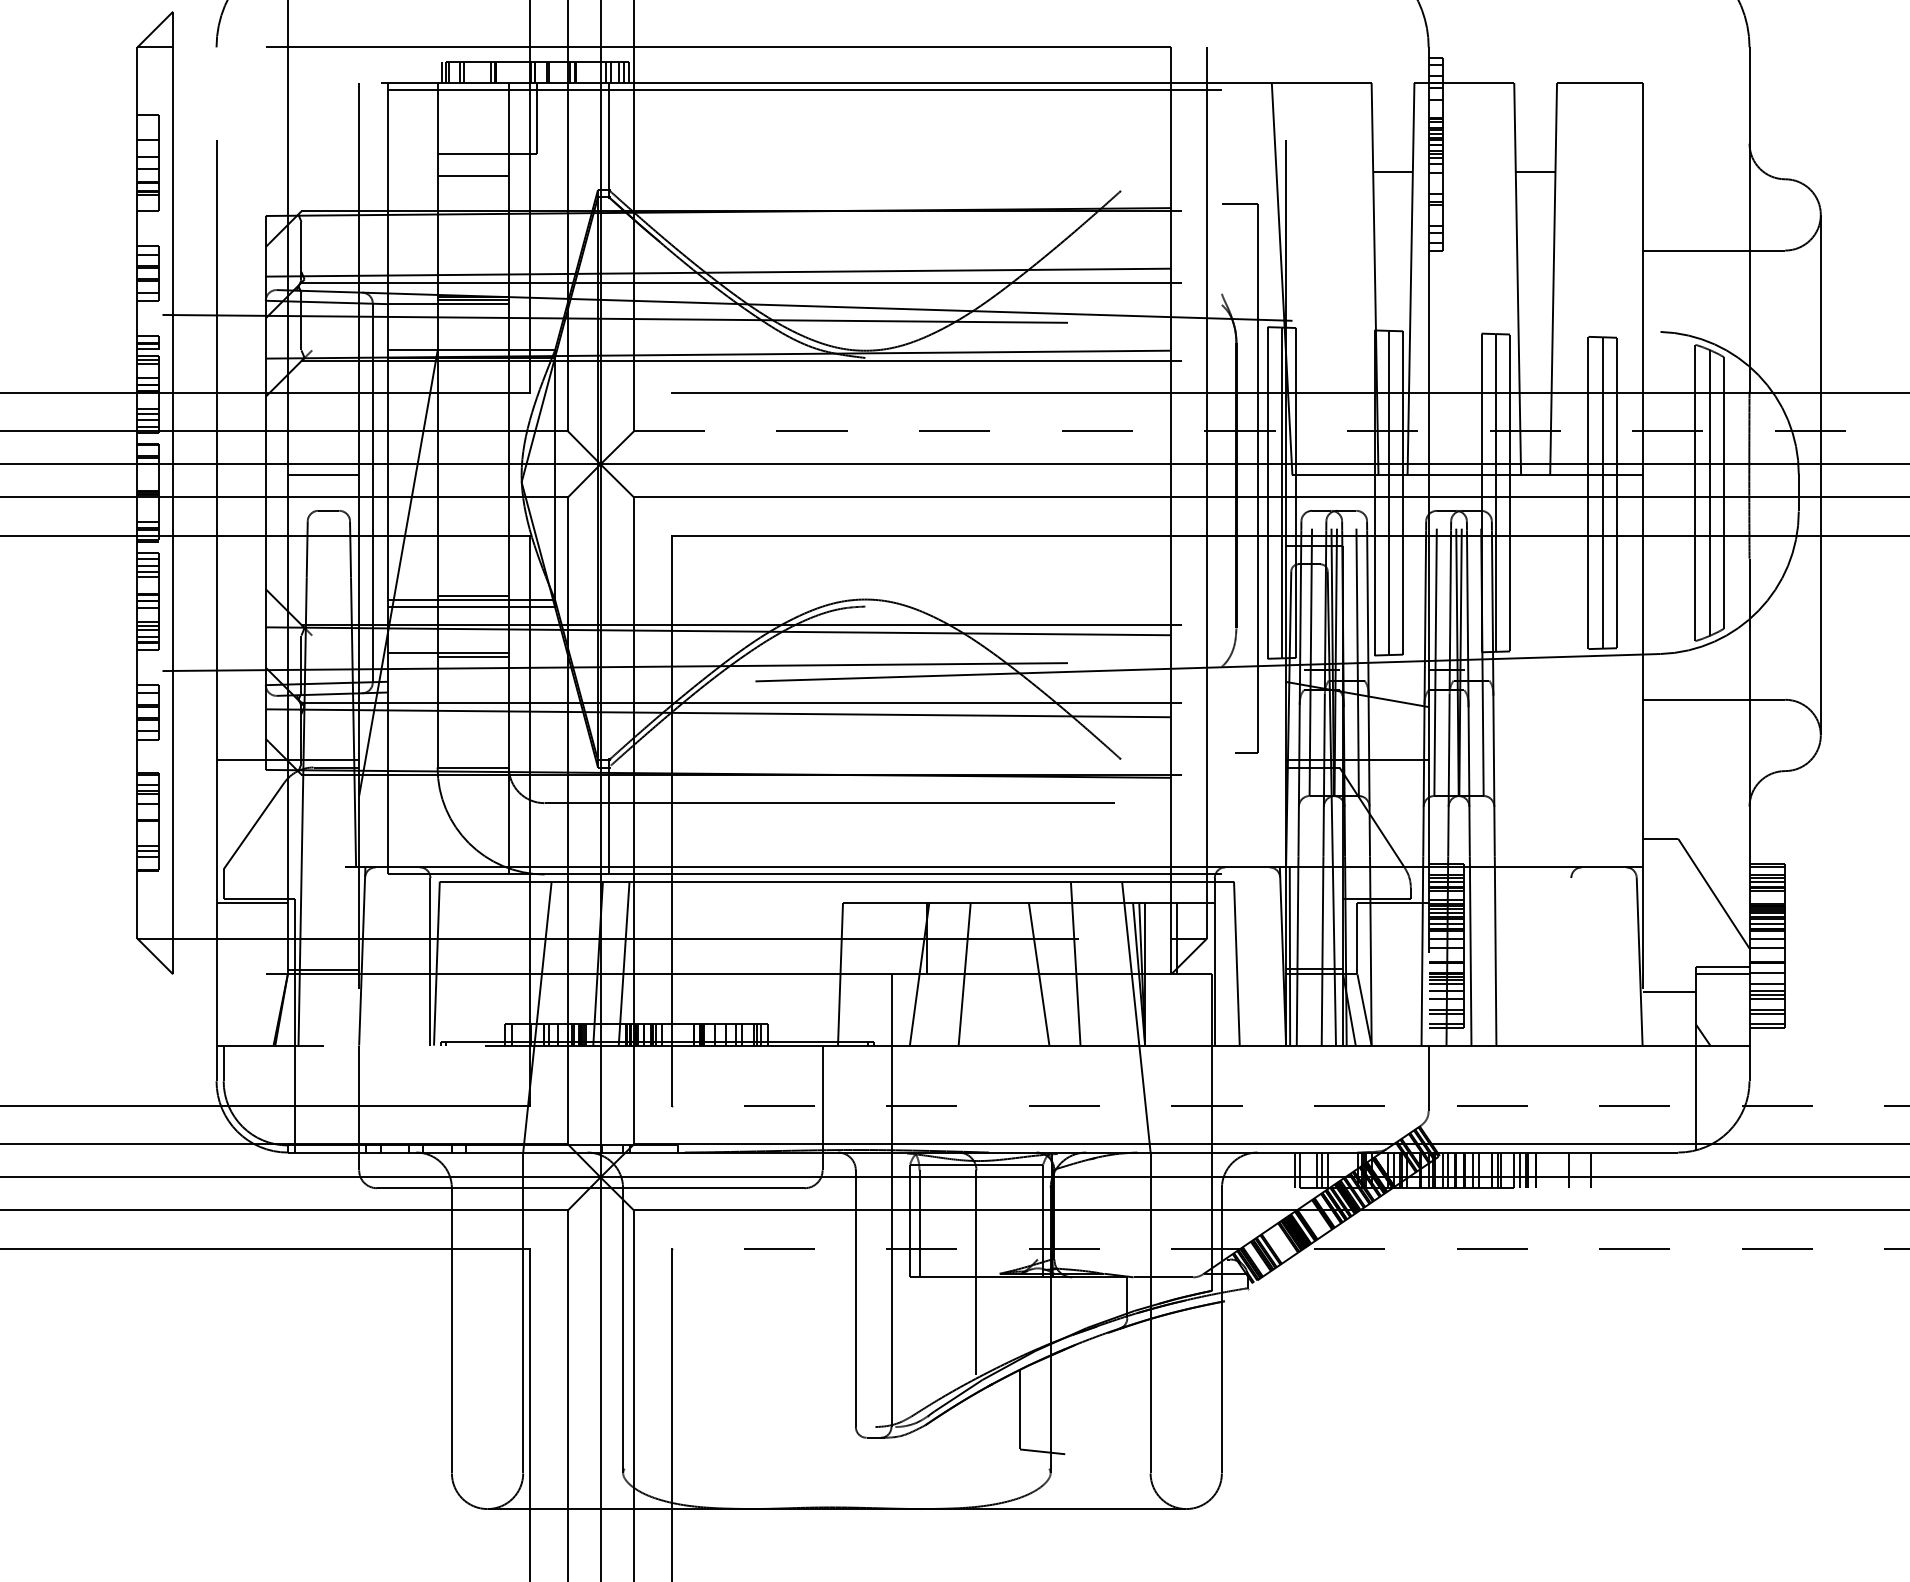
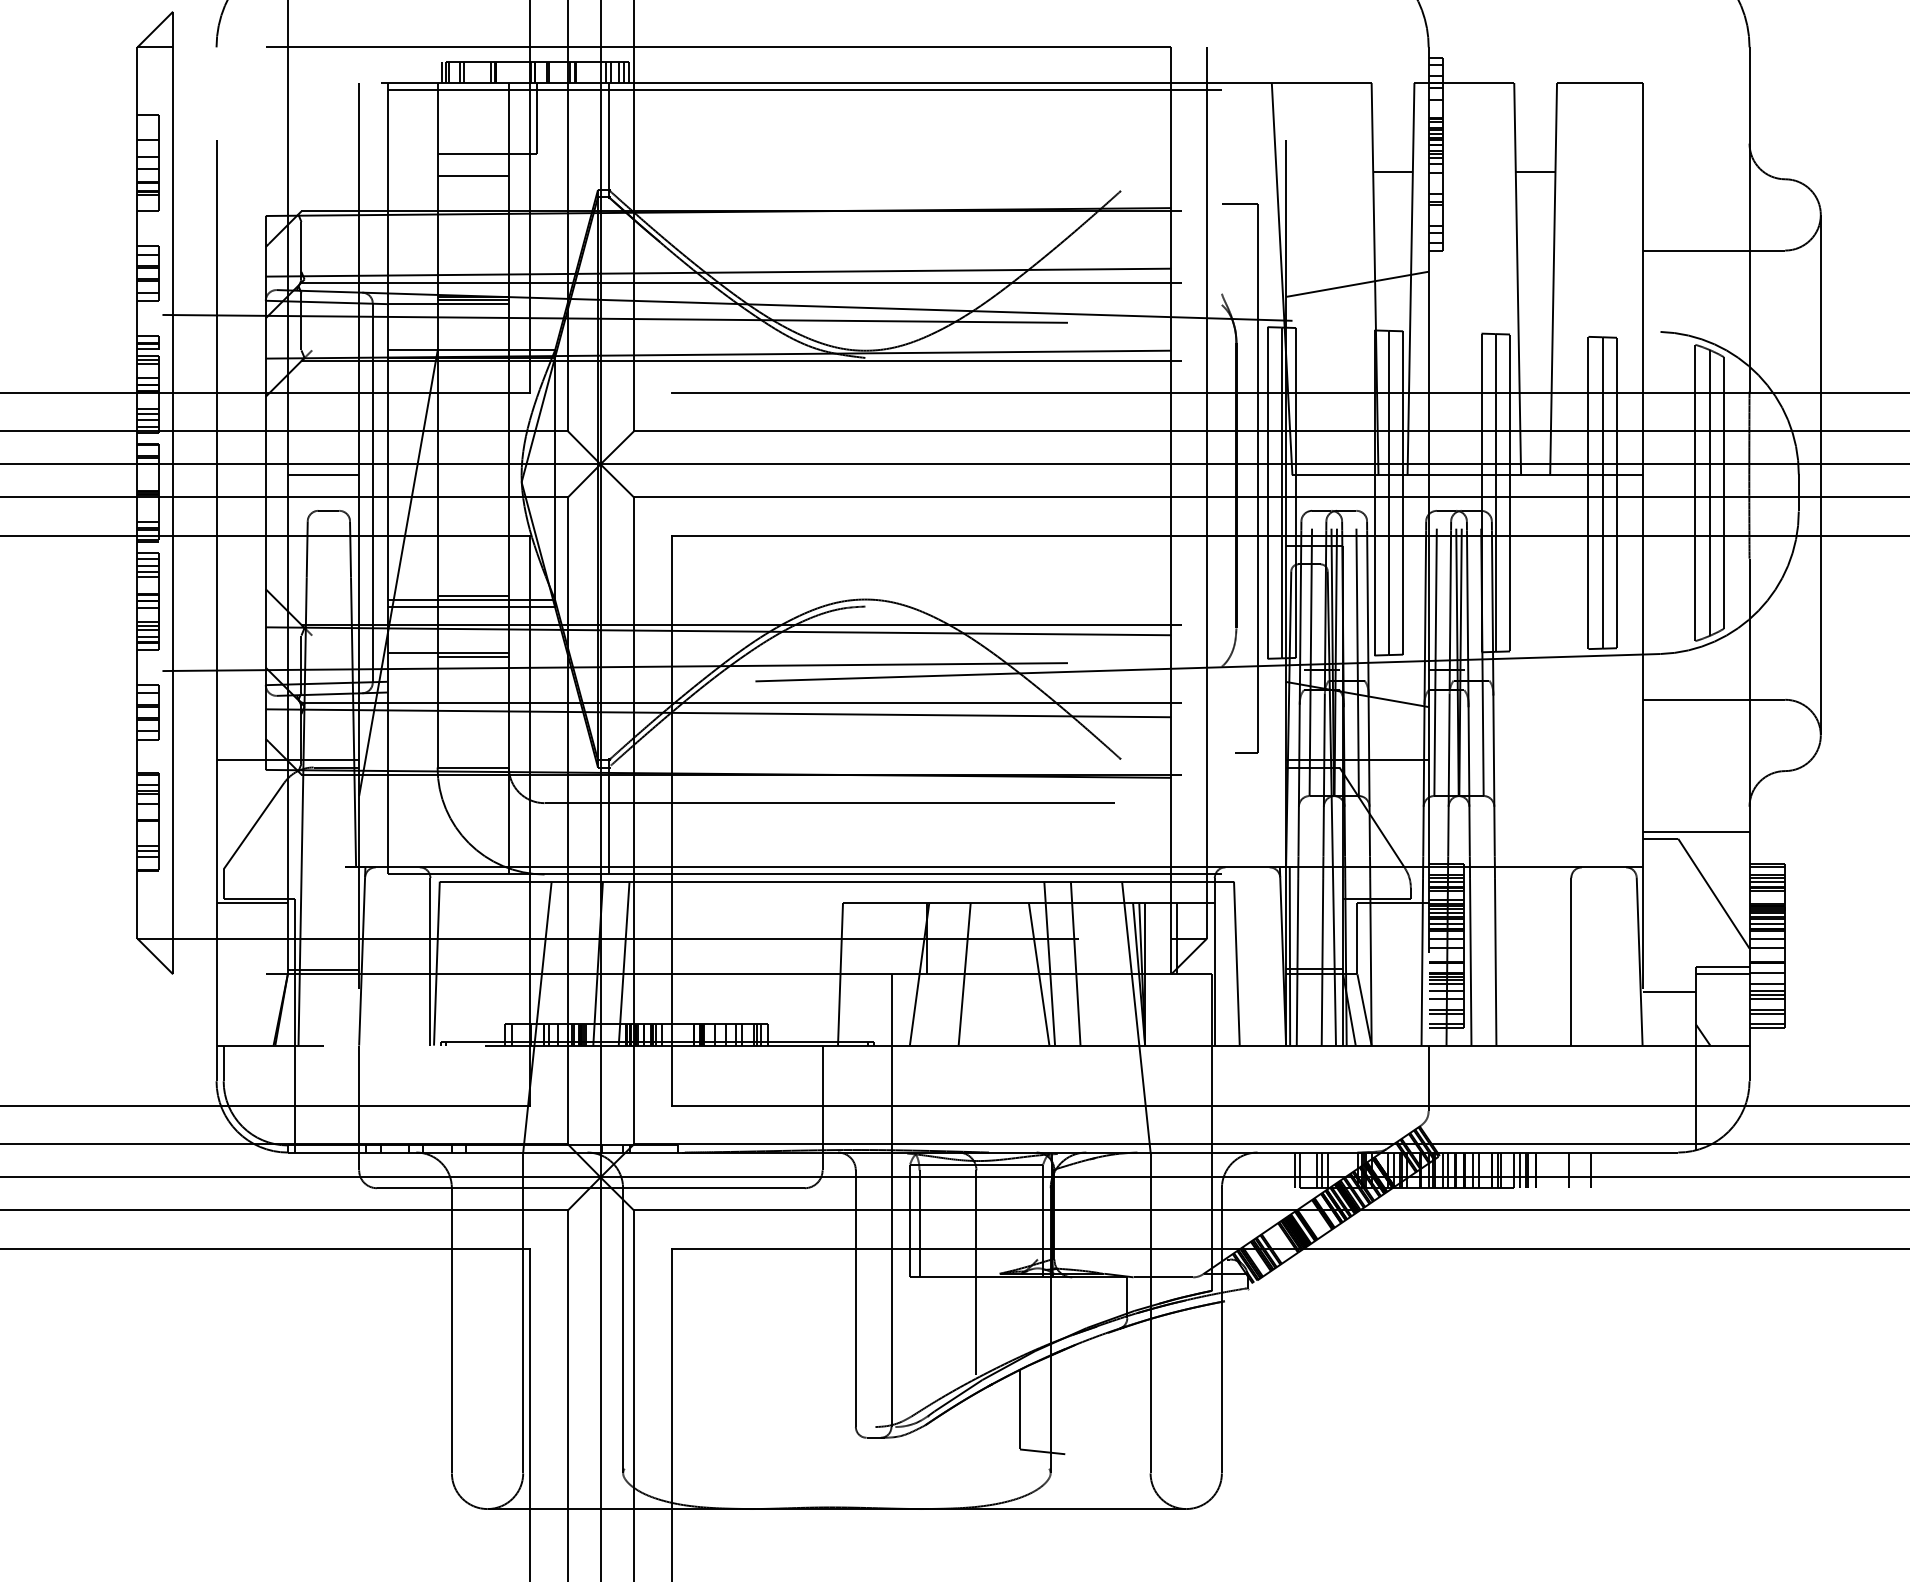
line: none -> present (1357, 283)
line: dashed -> solid (1271, 431)
line: none -> present (1695, 831)
line: none -> present (1571, 961)
line: none -> present (1049, 963)
line: dashed -> solid (1291, 1106)
line: dashed -> solid (1291, 1248)
